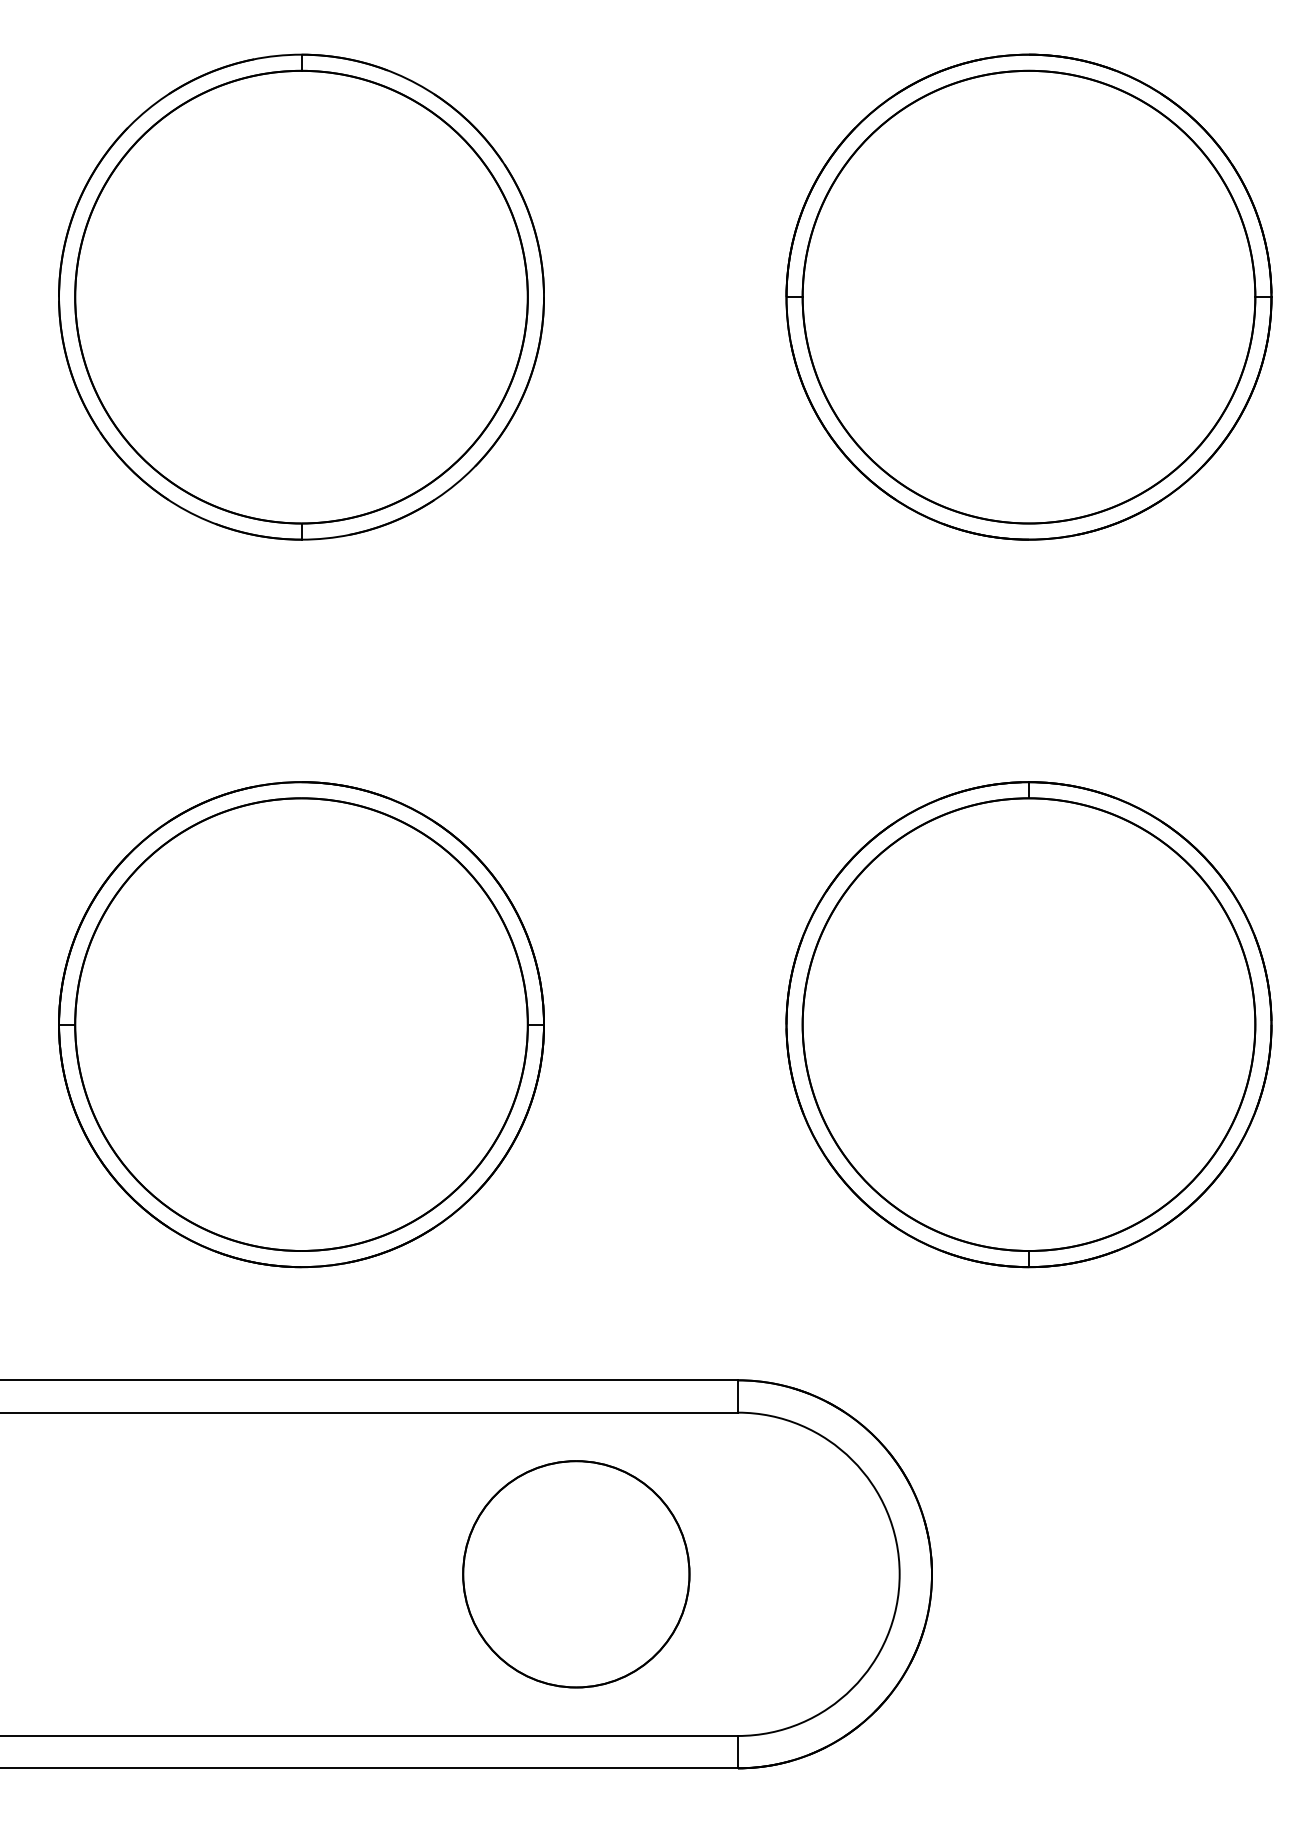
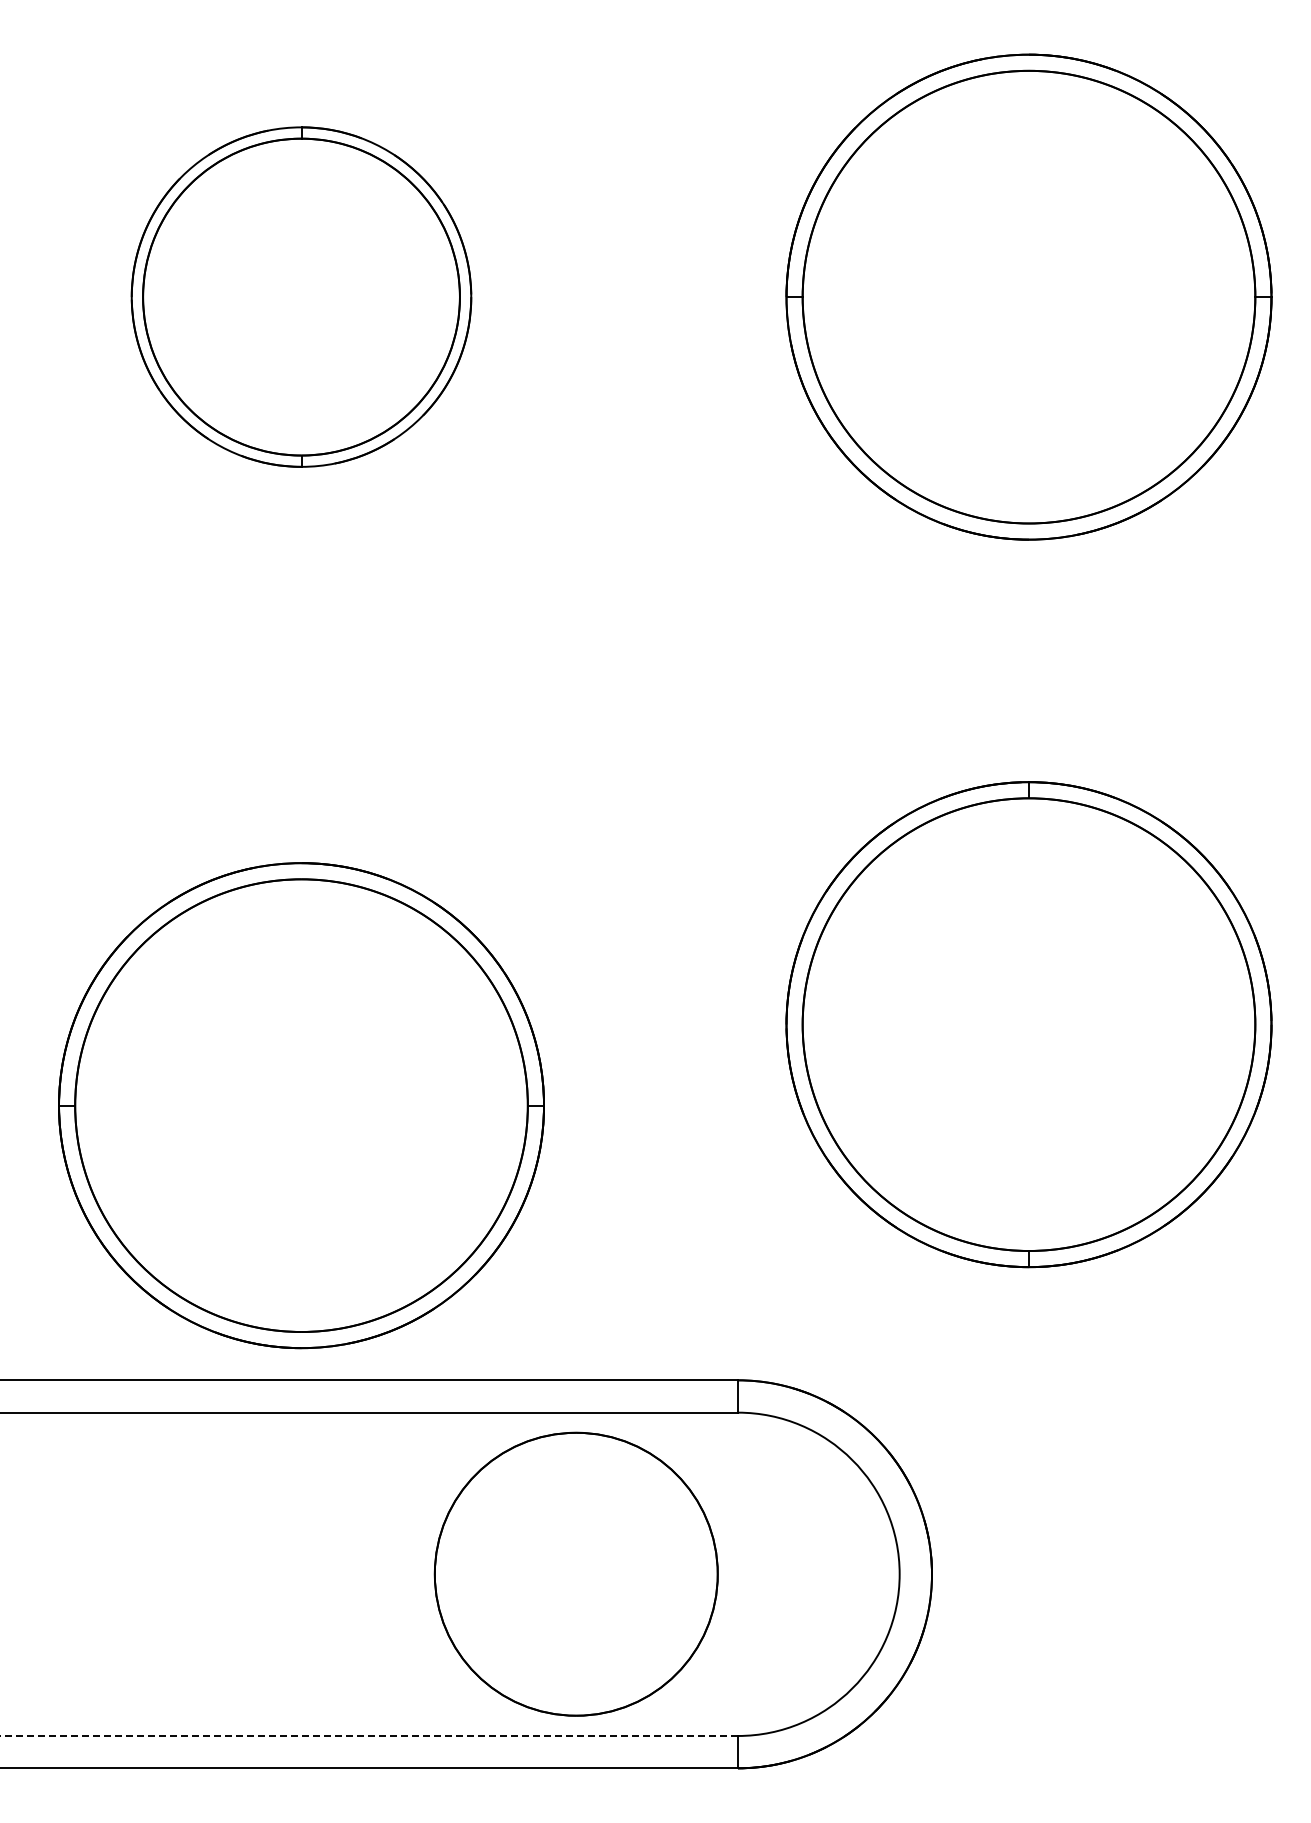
part size: 487x488 px -> 343x342 px (301, 296)
part position: (301, 1024) -> (301, 1105) (301, 1105)
circle size: 229x229 px -> 286x286 px (575, 1573)
line: solid -> dashed (369, 1735)
